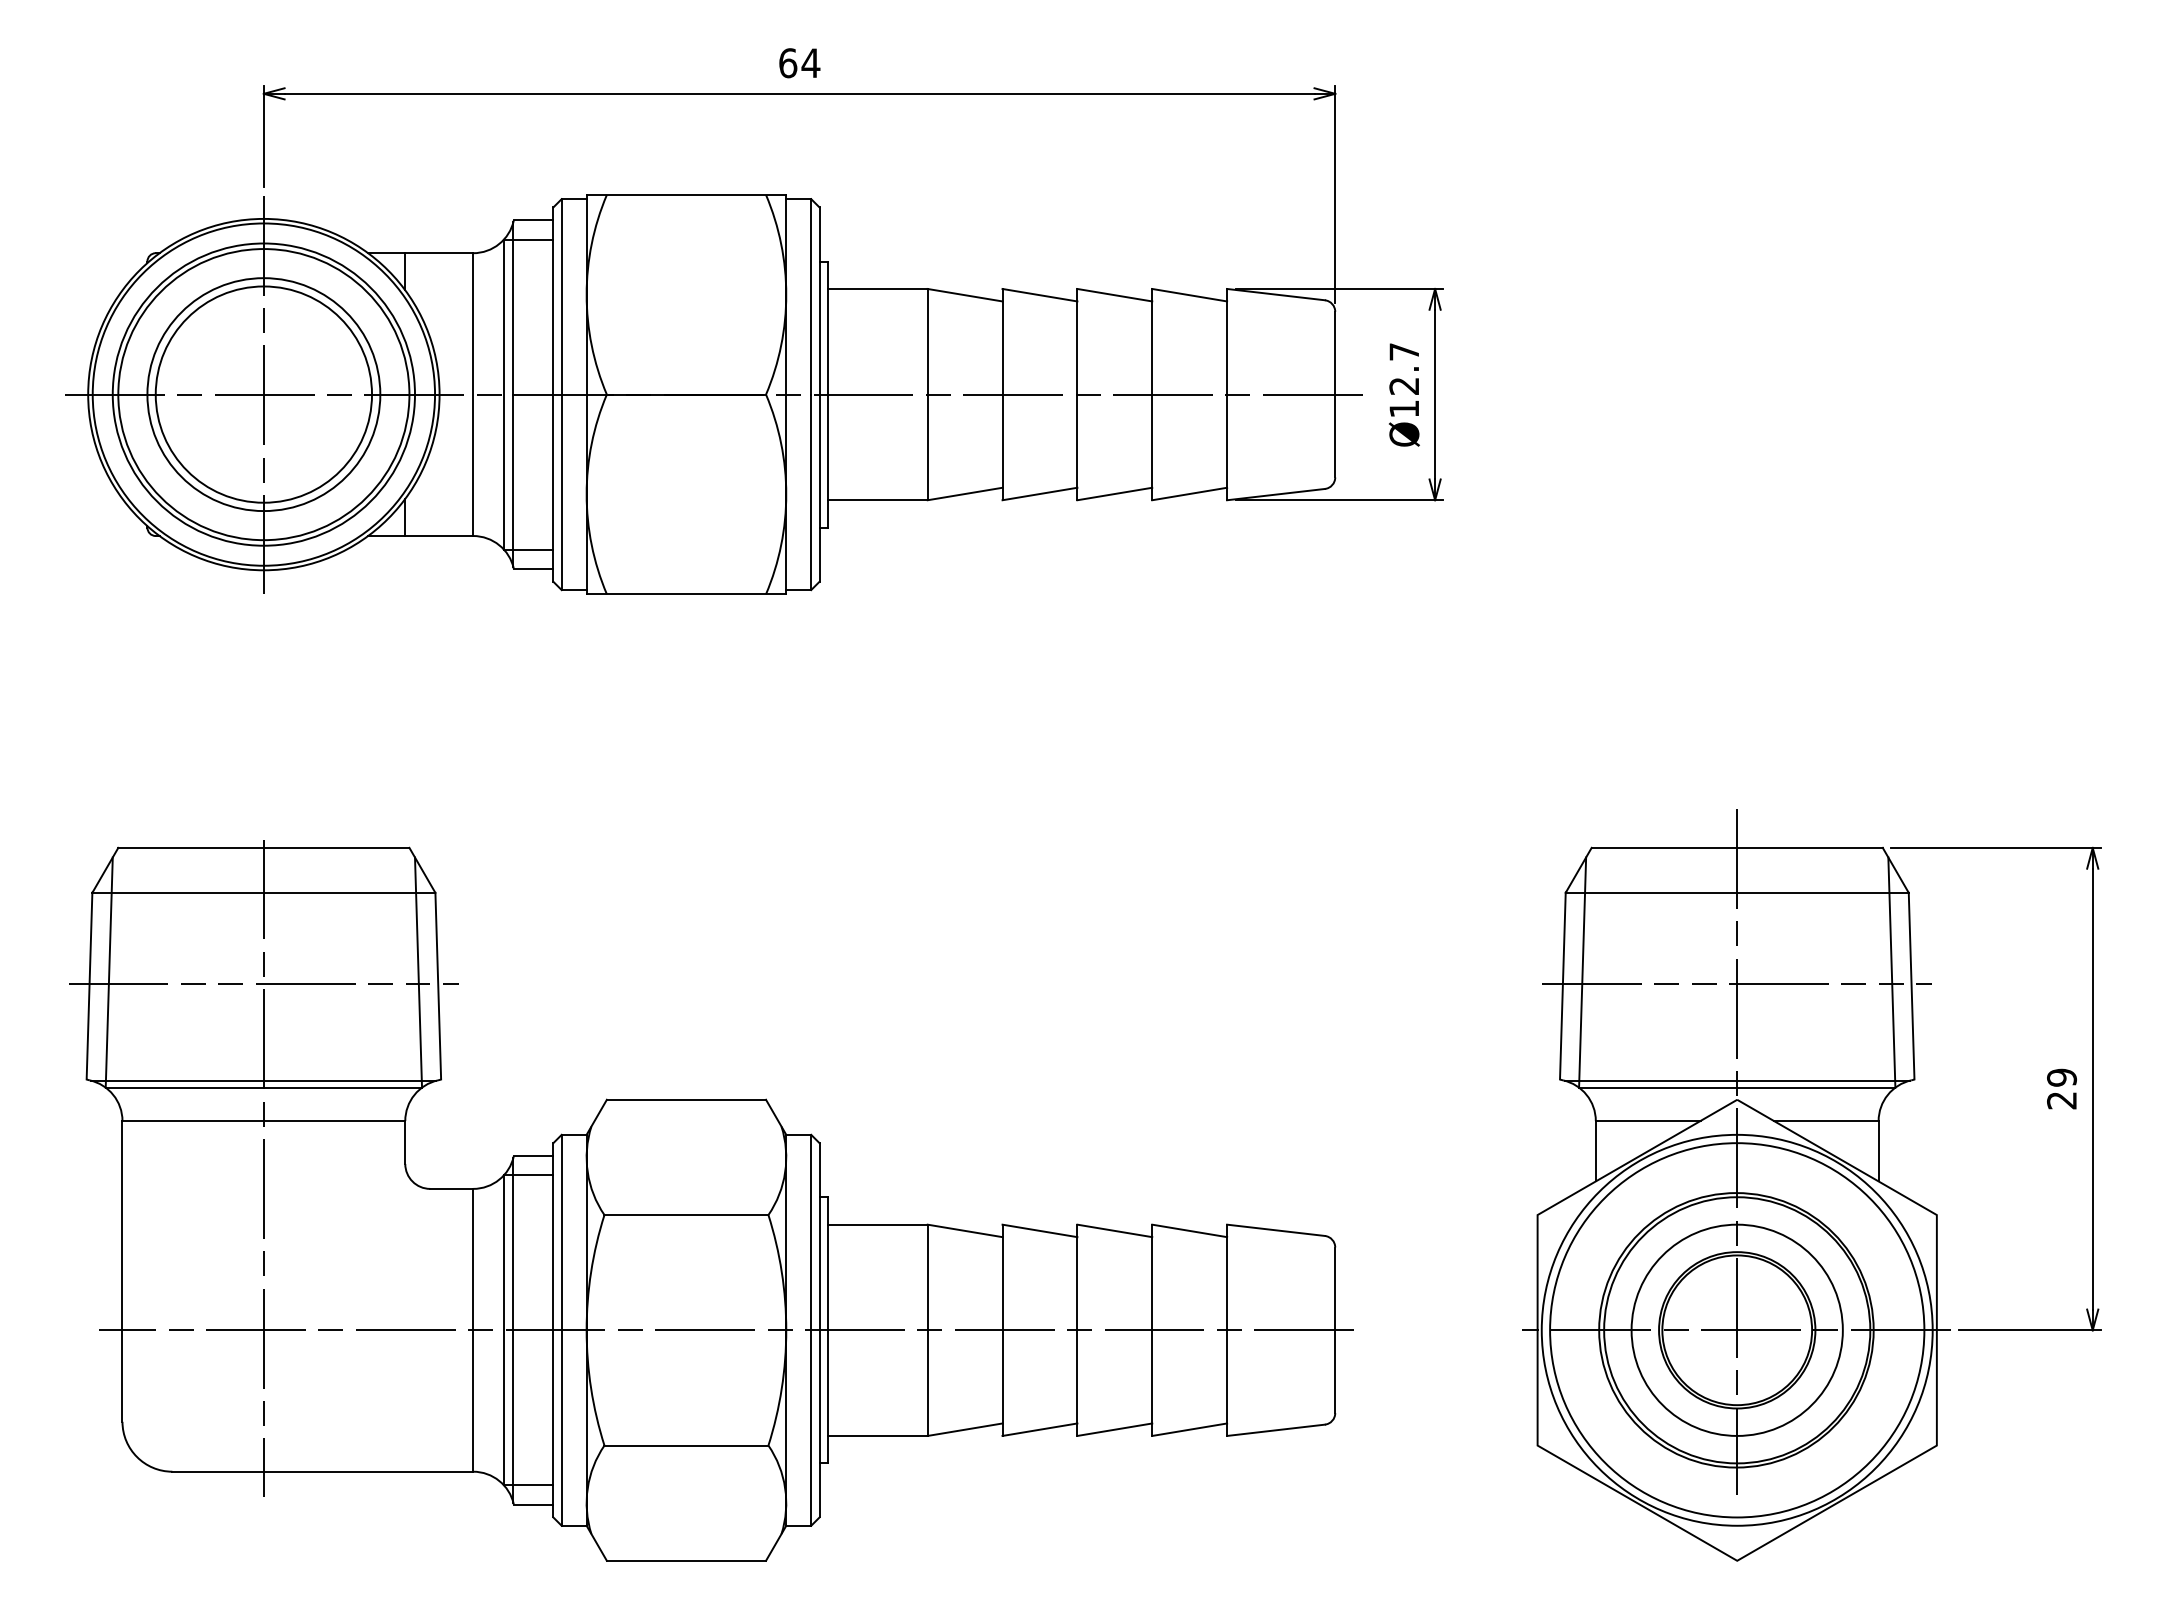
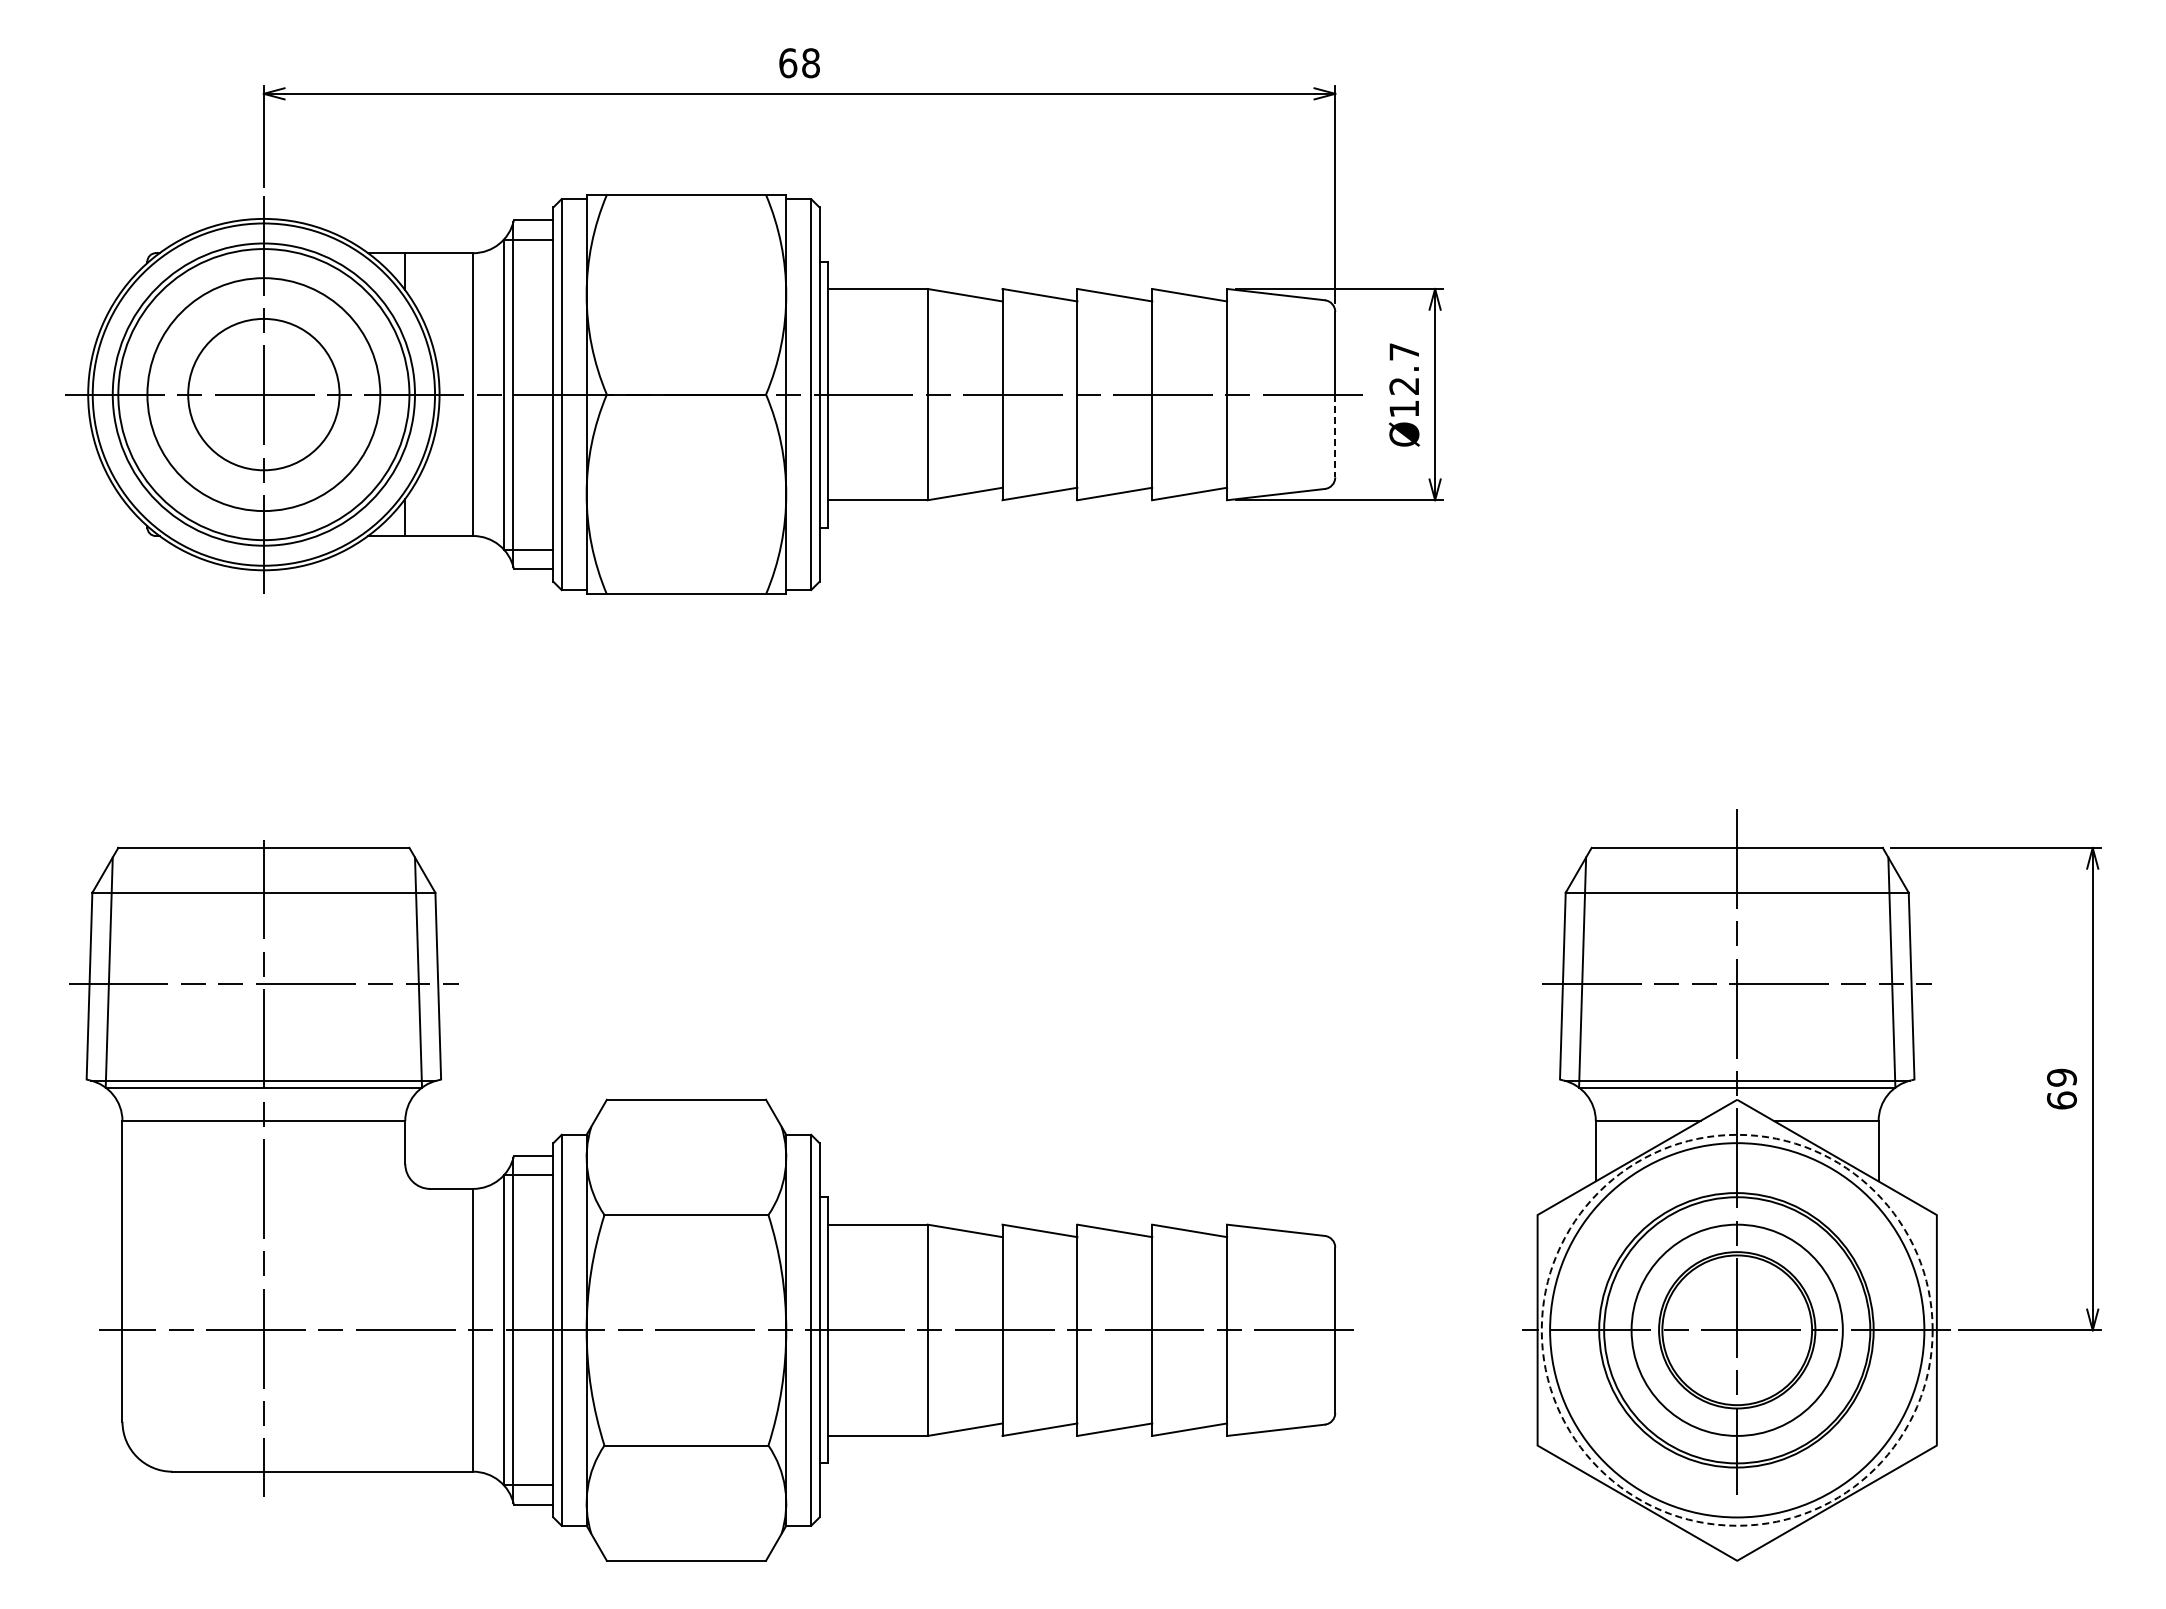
text: 64 -> 68 (810, 63)
circle diameter: 216 px -> 151 px (263, 394)
line: solid -> dashed (1335, 436)
text: 29 -> 69 (2061, 1100)
circle: solid -> dashed (1736, 1329)
